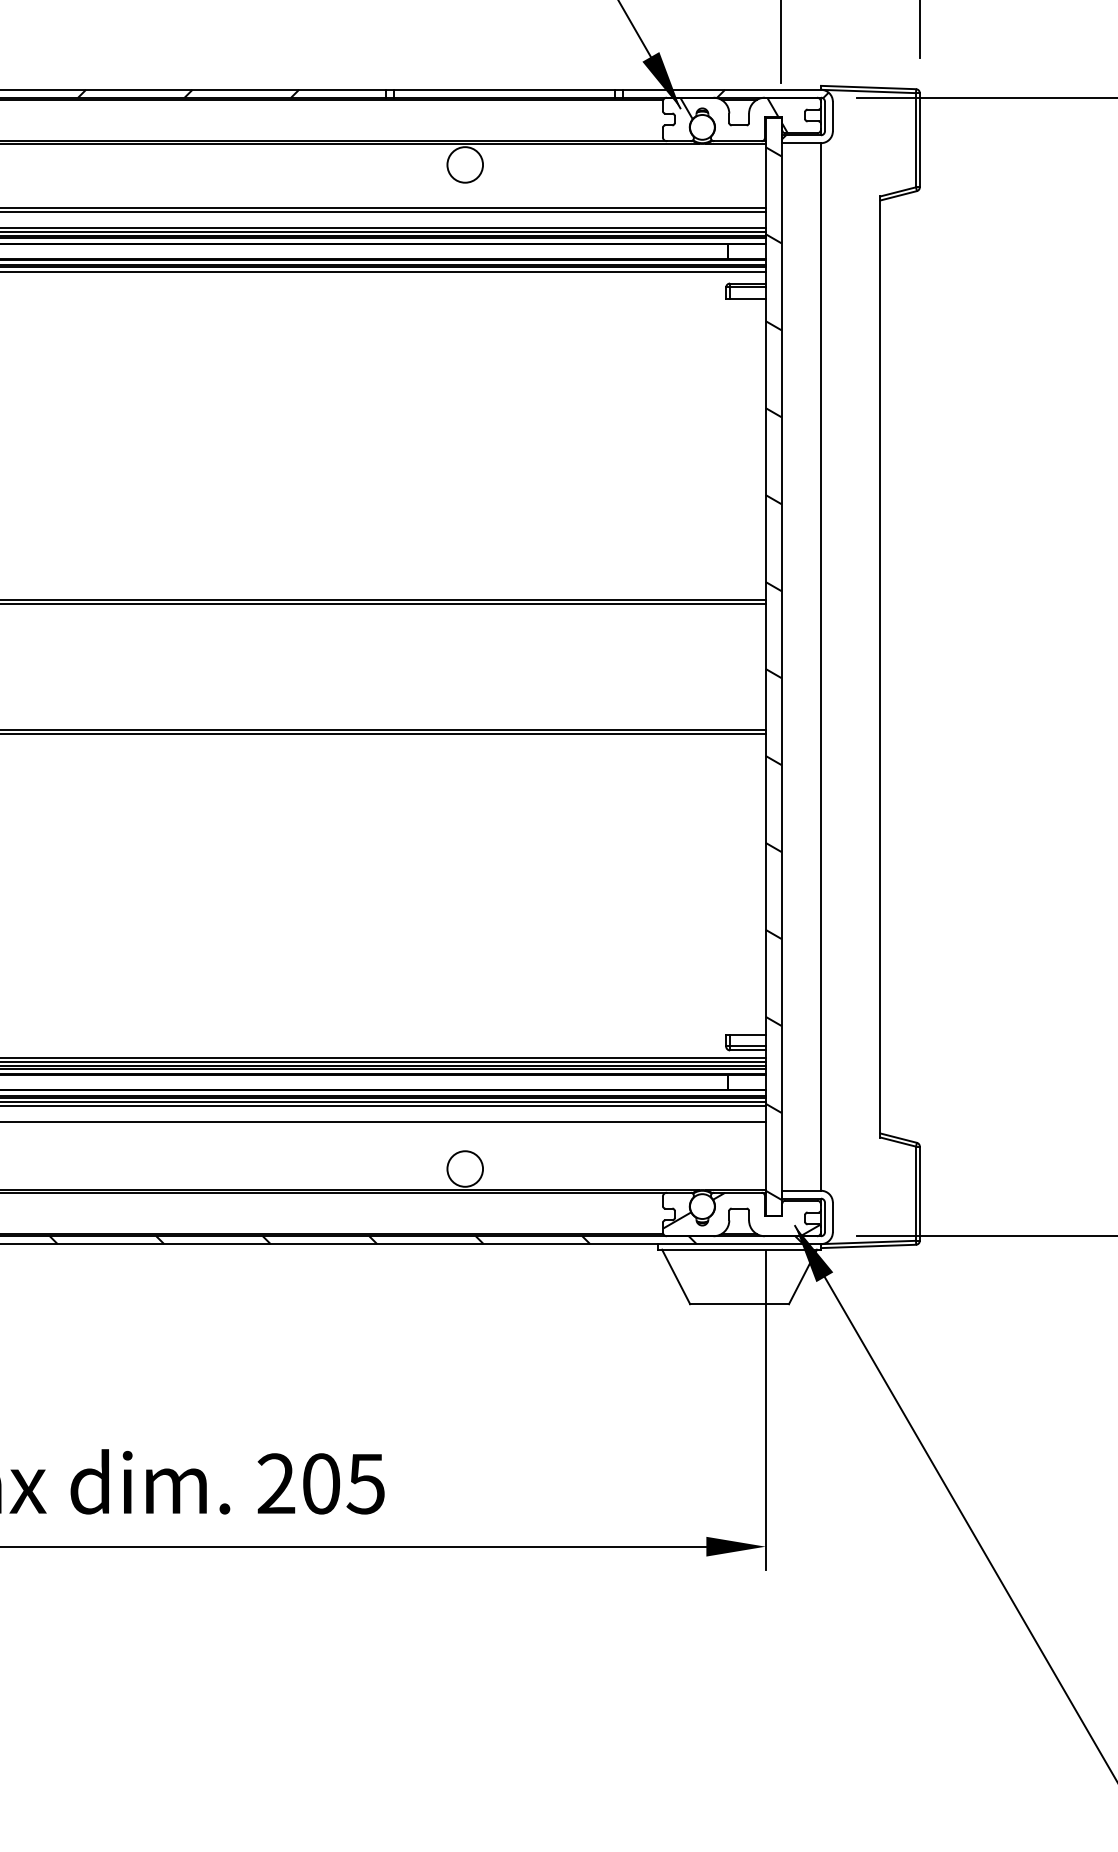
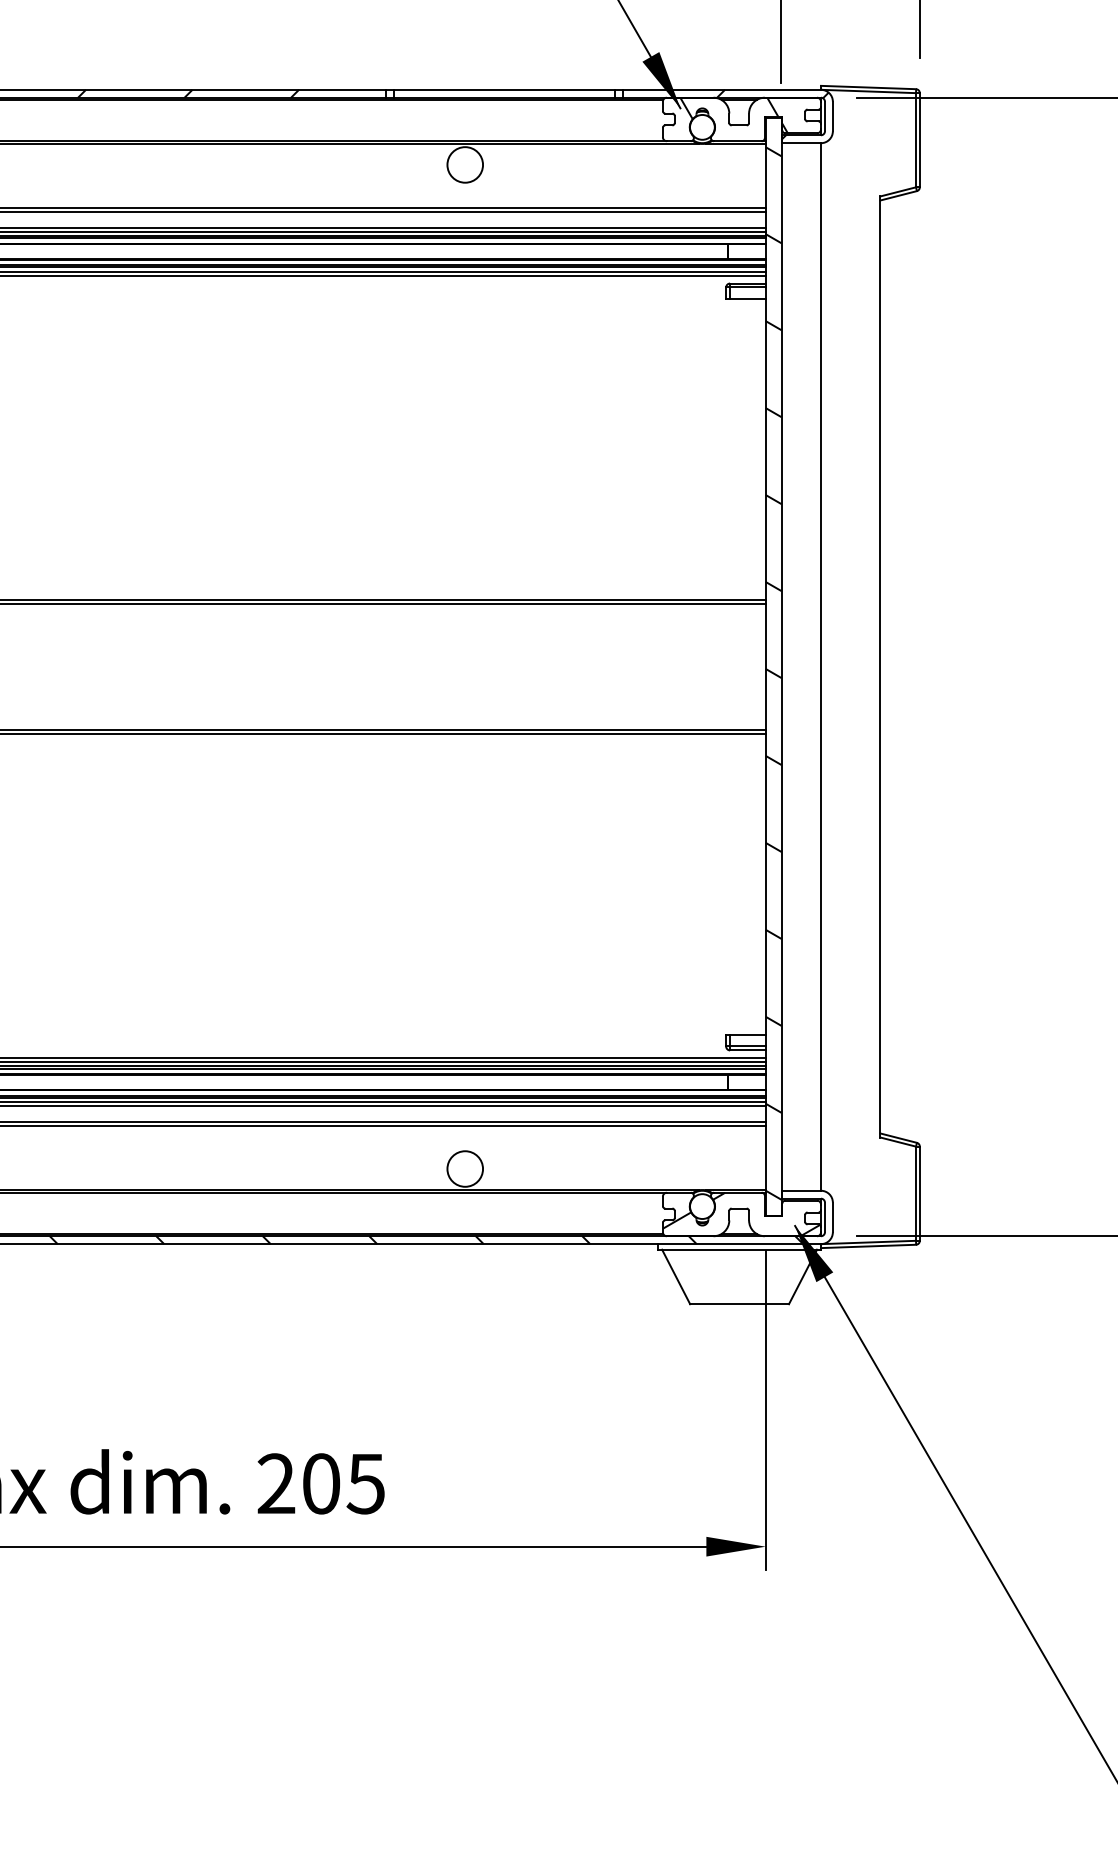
line: none -> present (383, 275)
line: none -> present (383, 1125)
